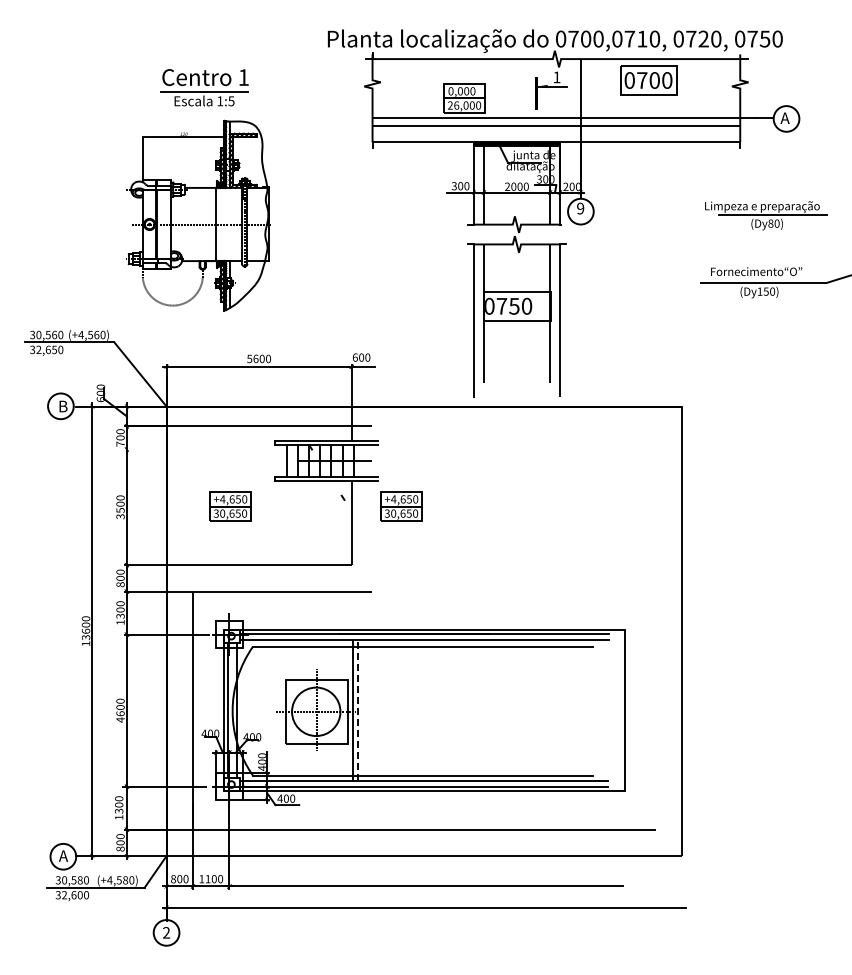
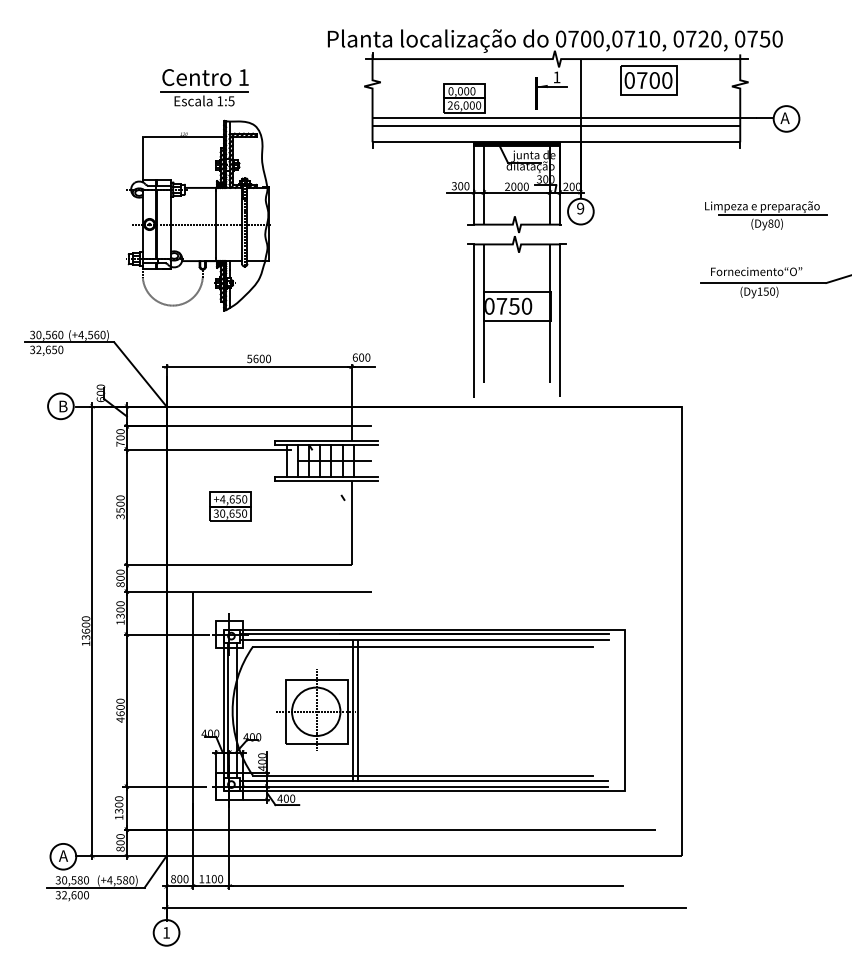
line: none -> present (207, 449)
part: present -> none (401, 506)
line: dashed -> solid (358, 710)
text: 2 -> 1 (166, 932)
